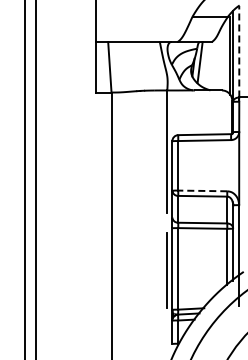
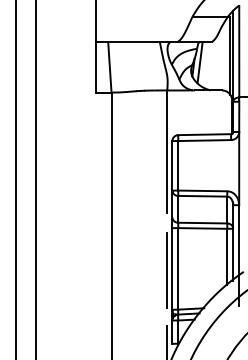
line: dashed -> solid (239, 51)
line position: (25, 179) -> (16, 179) (16, 179)
line: dashed -> solid (202, 190)
line: none -> present (167, 340)
